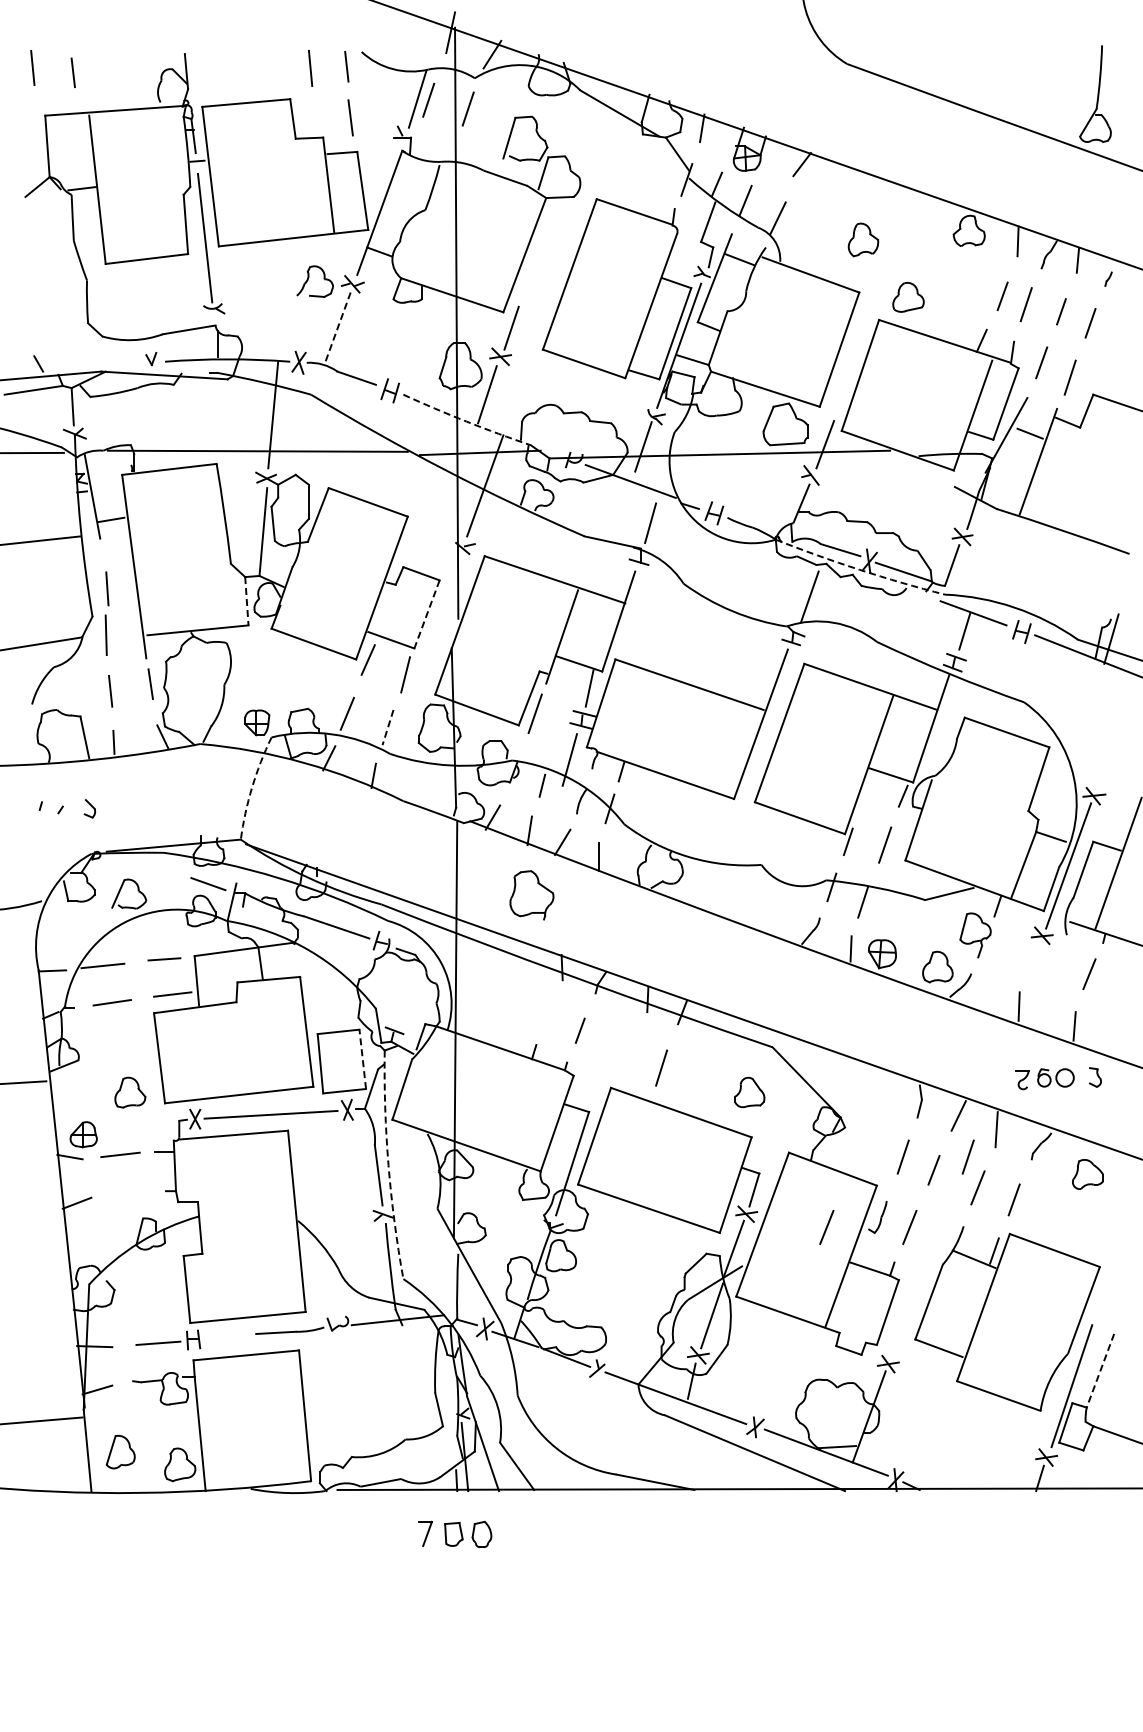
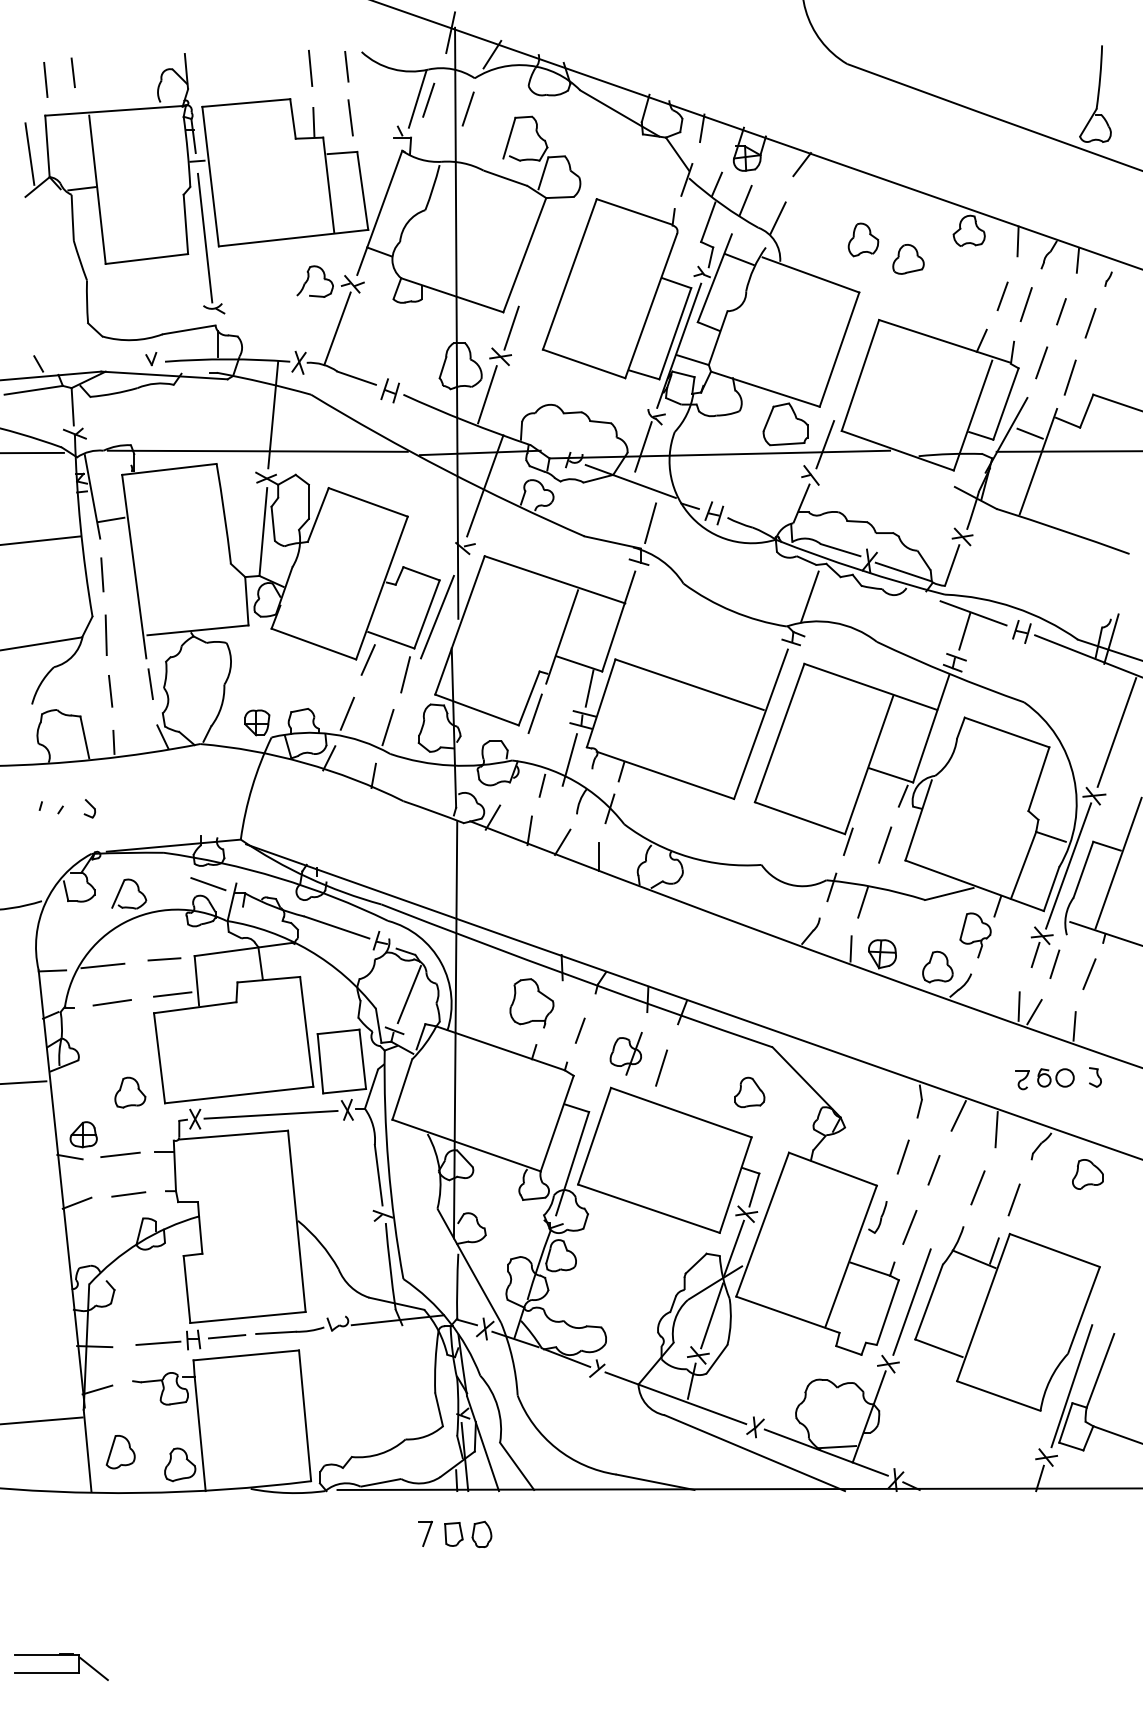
line position: (32, 67) -> (45, 79) (45, 79)
line: none -> present (313, 121)
line: none -> present (29, 153)
part position: (908, 297) -> (908, 259) (908, 259)
line: dashed -> solid (337, 328)
arc: dashed -> solid (466, 421)
line: none -> present (1067, 451)
arc: dashed -> solid (859, 569)
line position: (107, 588) -> (102, 574) (102, 574)
line: dashed -> solid (246, 601)
line: dashed -> solid (426, 614)
line: none -> present (436, 616)
line: dashed -> solid (387, 728)
line: none -> present (1116, 732)
arc: dashed -> solid (252, 787)
part position: (531, 895) -> (531, 1003) (531, 1003)
line: none -> present (1035, 954)
line: none -> present (1054, 964)
line: none -> present (408, 994)
line: none -> present (1034, 1012)
part: none -> present (625, 1053)
line: dashed -> solid (362, 1059)
line: present -> none (967, 1156)
arc: dashed -> solid (388, 1165)
line: none -> present (128, 1194)
line: present -> none (826, 1227)
line: none -> present (911, 1301)
line: none -> present (227, 1336)
line: dashed -> solid (1100, 1371)
part: none -> present (61, 1666)
